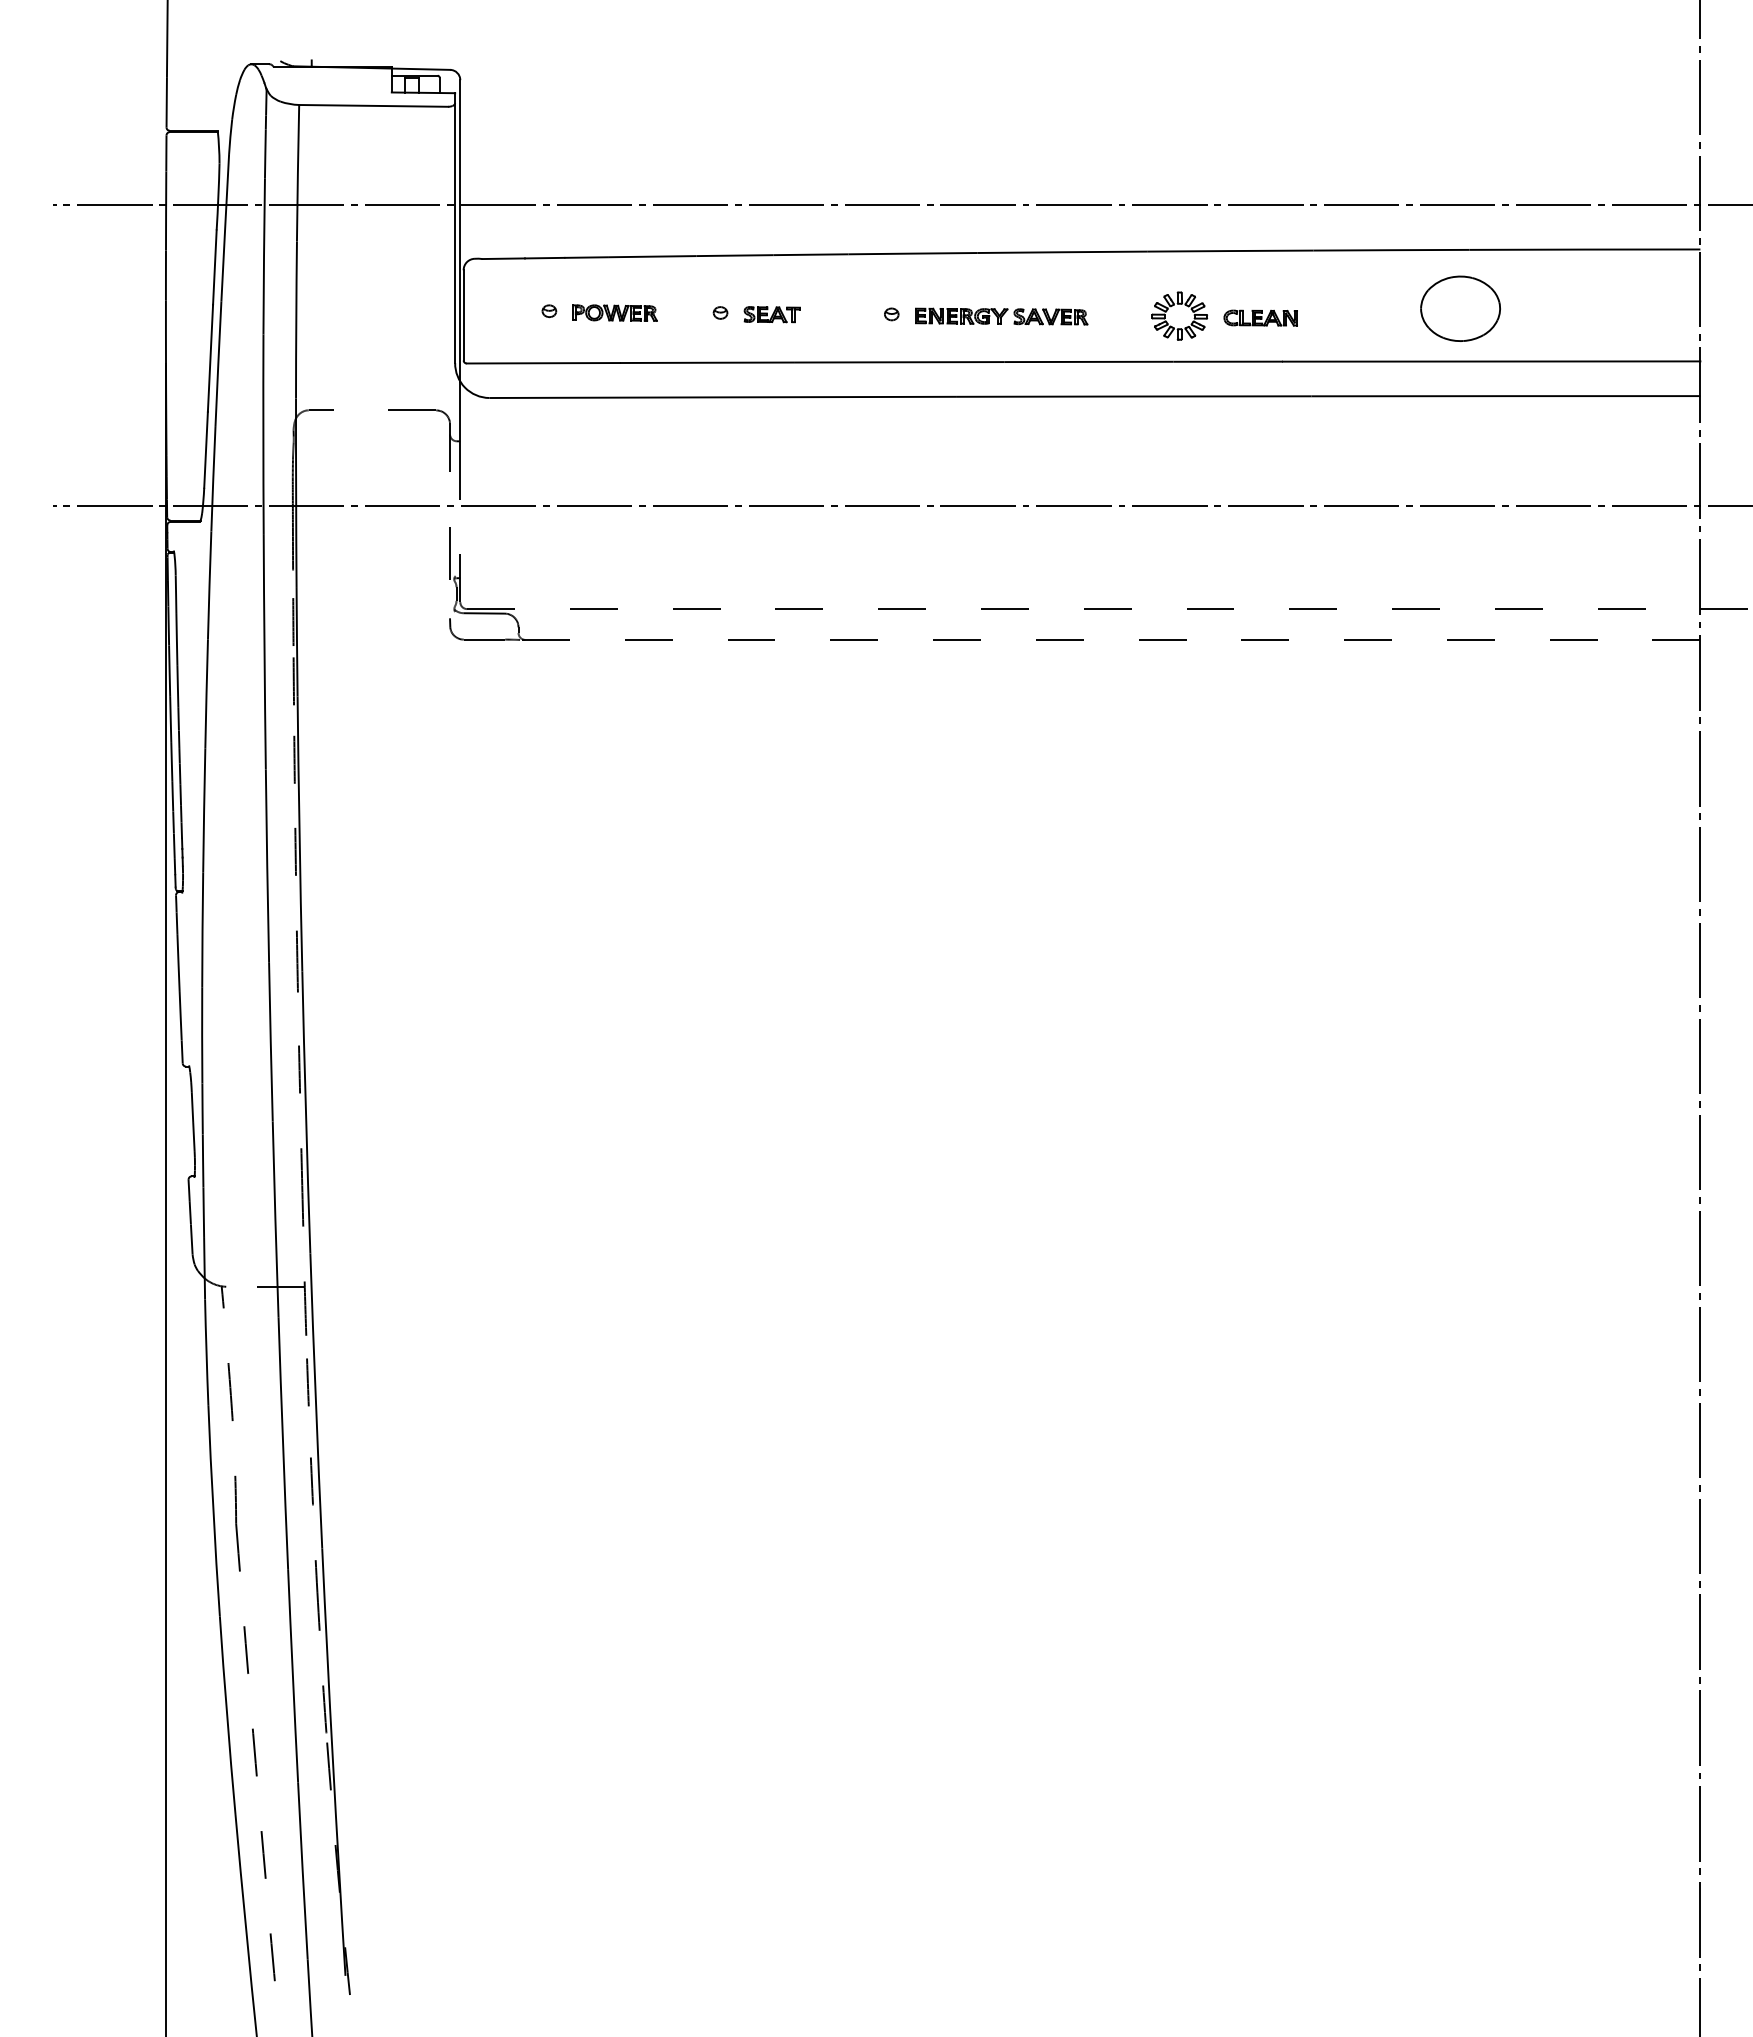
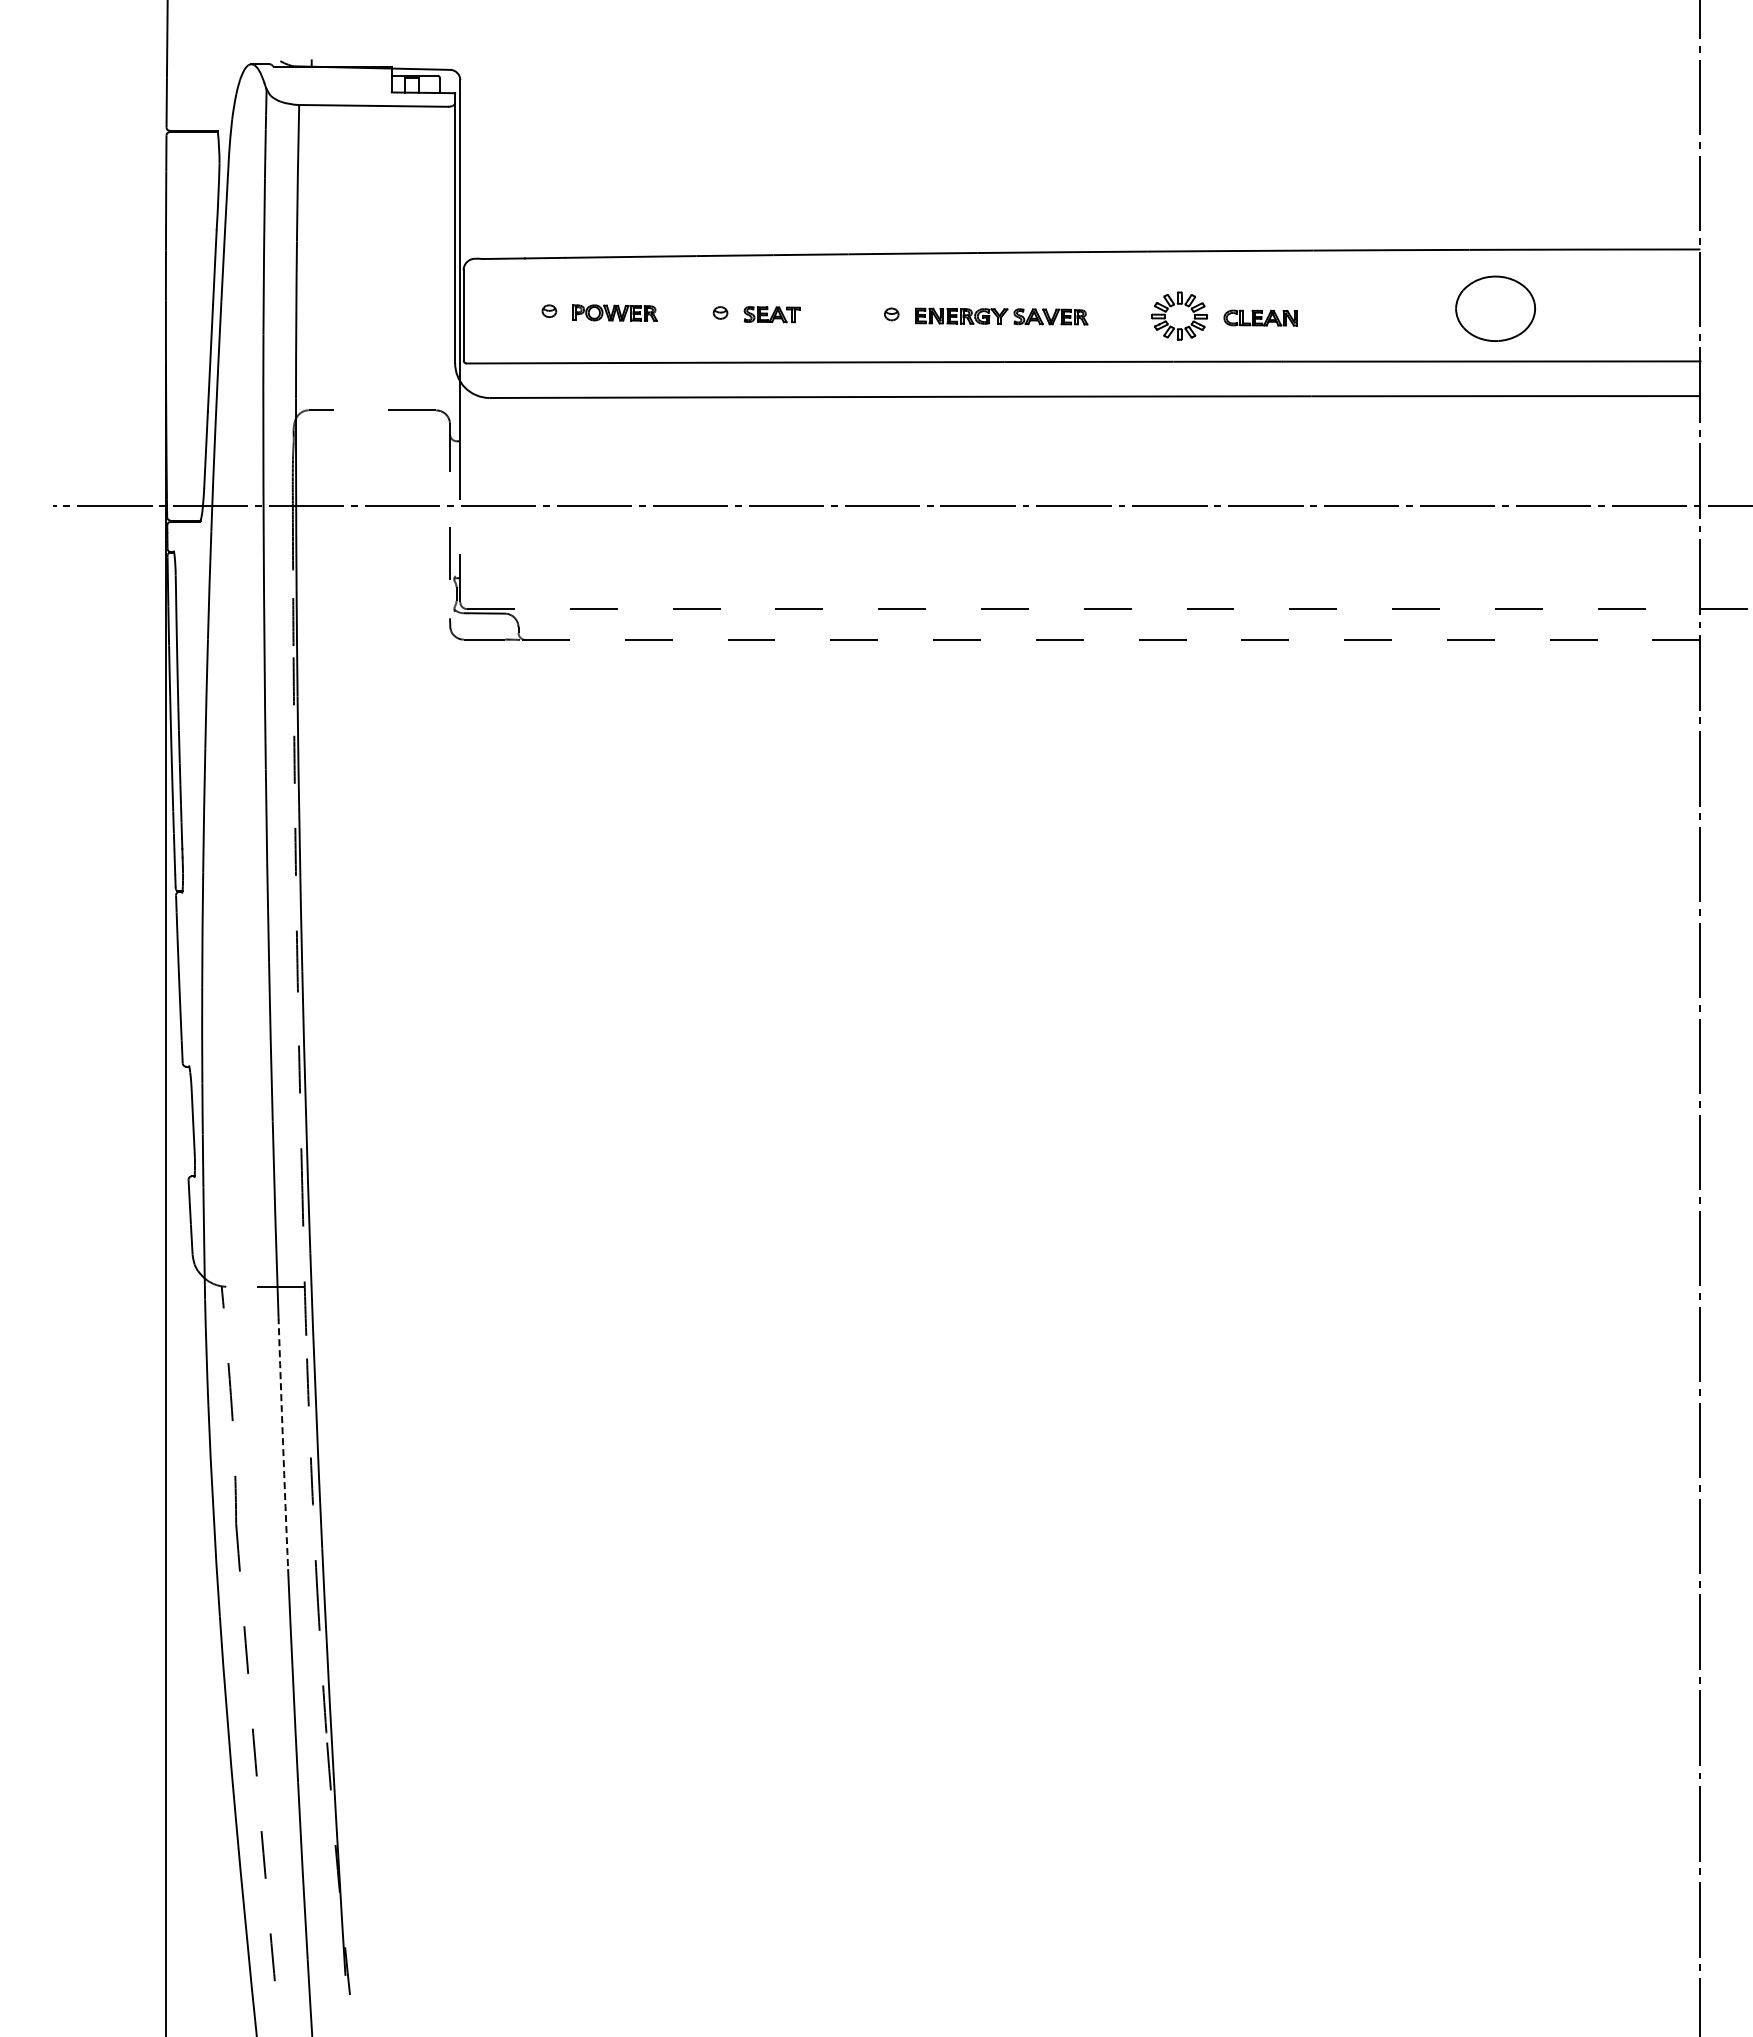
line: present -> none (900, 204)
part position: (1460, 308) -> (1495, 308) (1495, 308)
arc: solid -> dashed (283, 1443)
